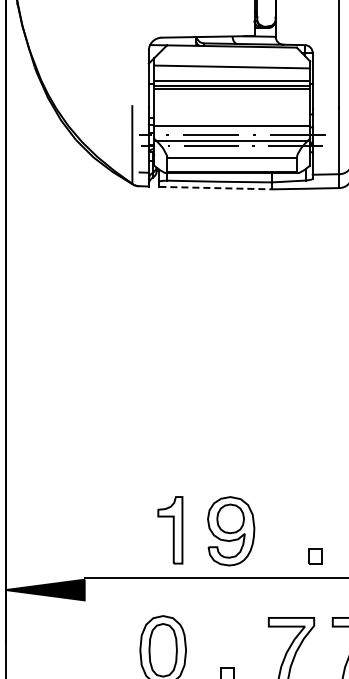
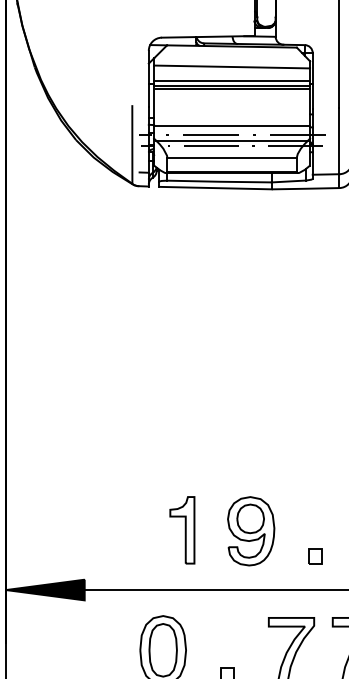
line: dashed -> solid (216, 188)
part position: (170, 530) -> (182, 530) (182, 530)
part position: (231, 531) -> (251, 531) (251, 531)
line position: (214, 578) -> (214, 590) (214, 590)
